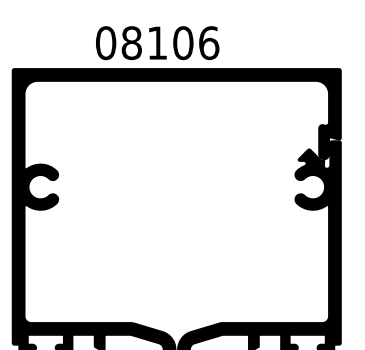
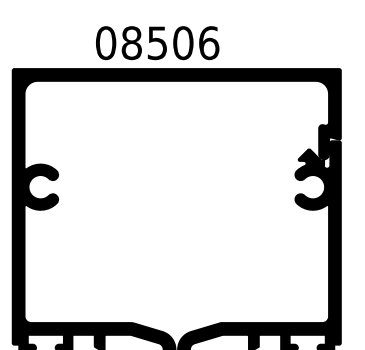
text: 08106 -> 08506 (156, 43)
